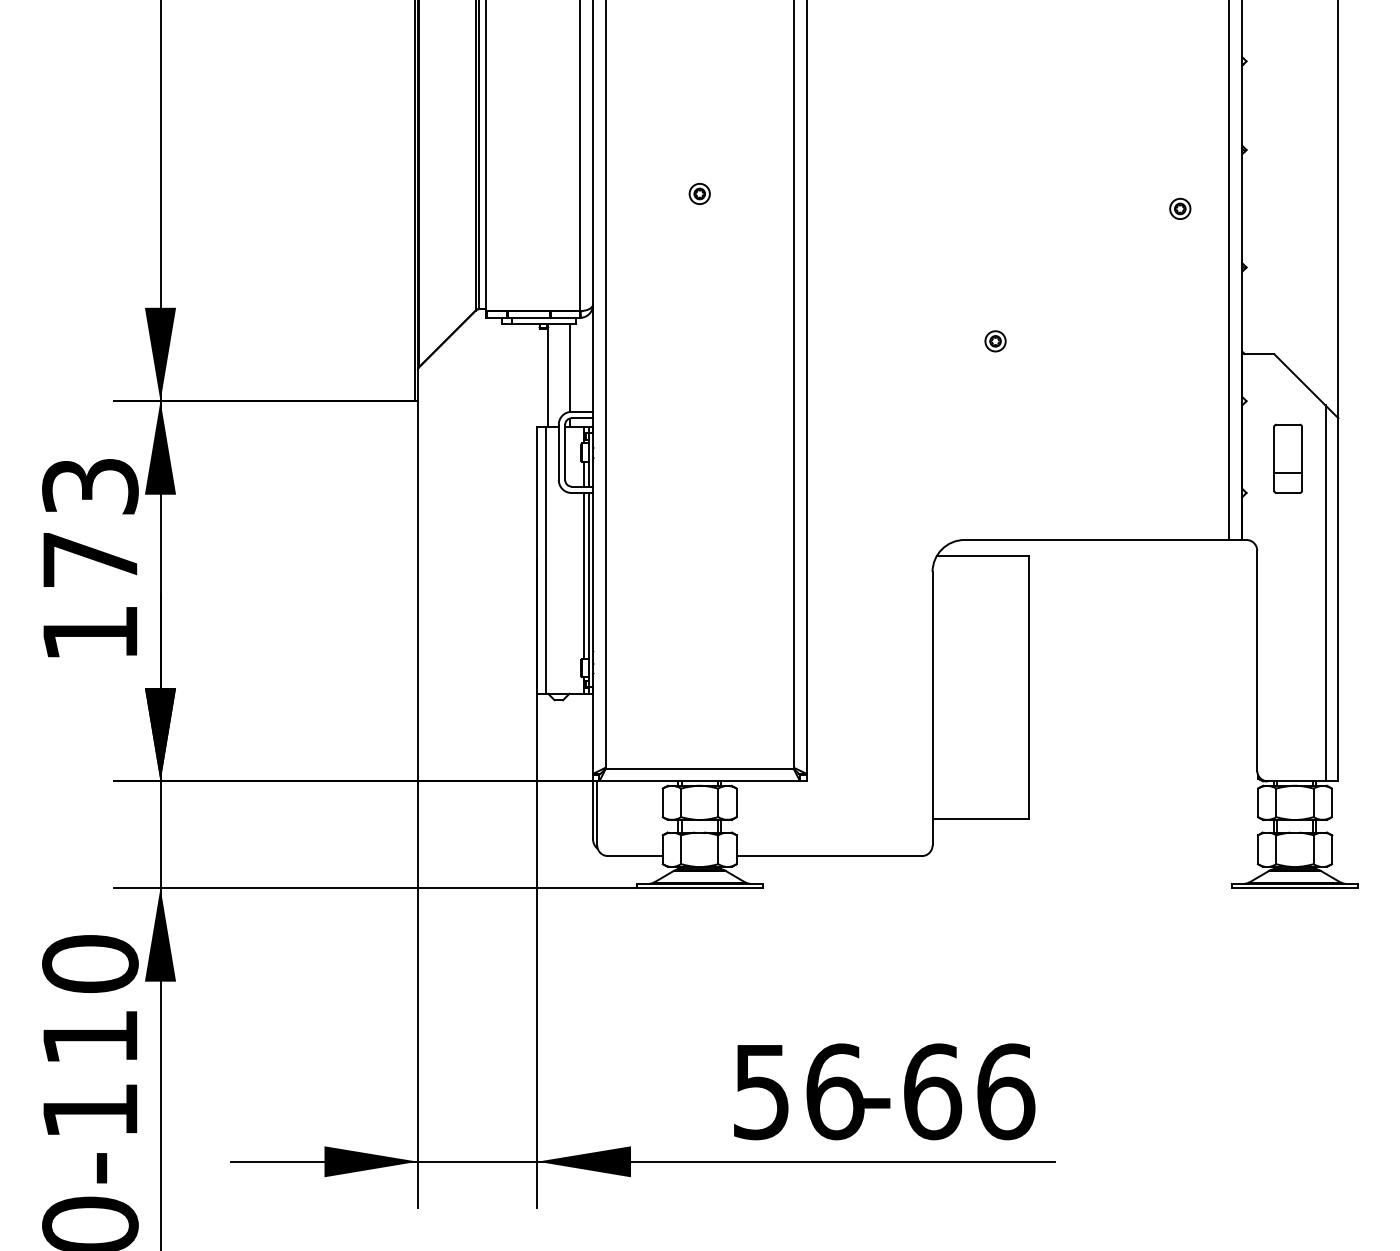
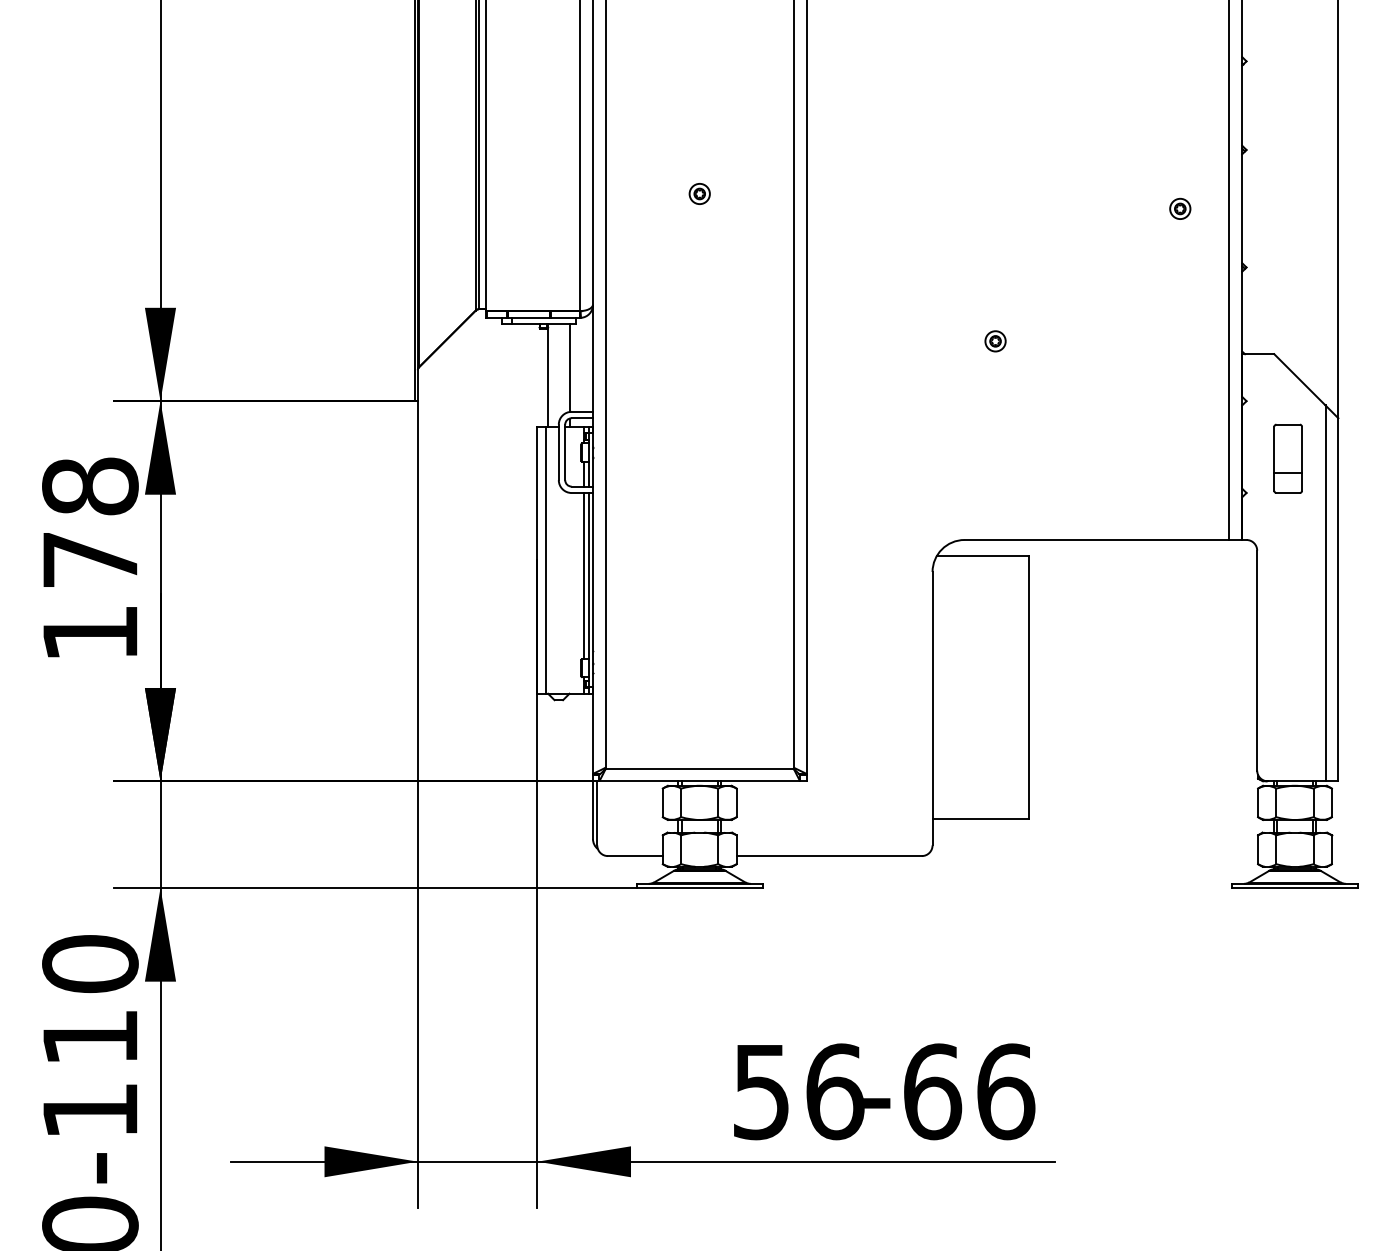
text: 173 -> 178 (90, 486)
